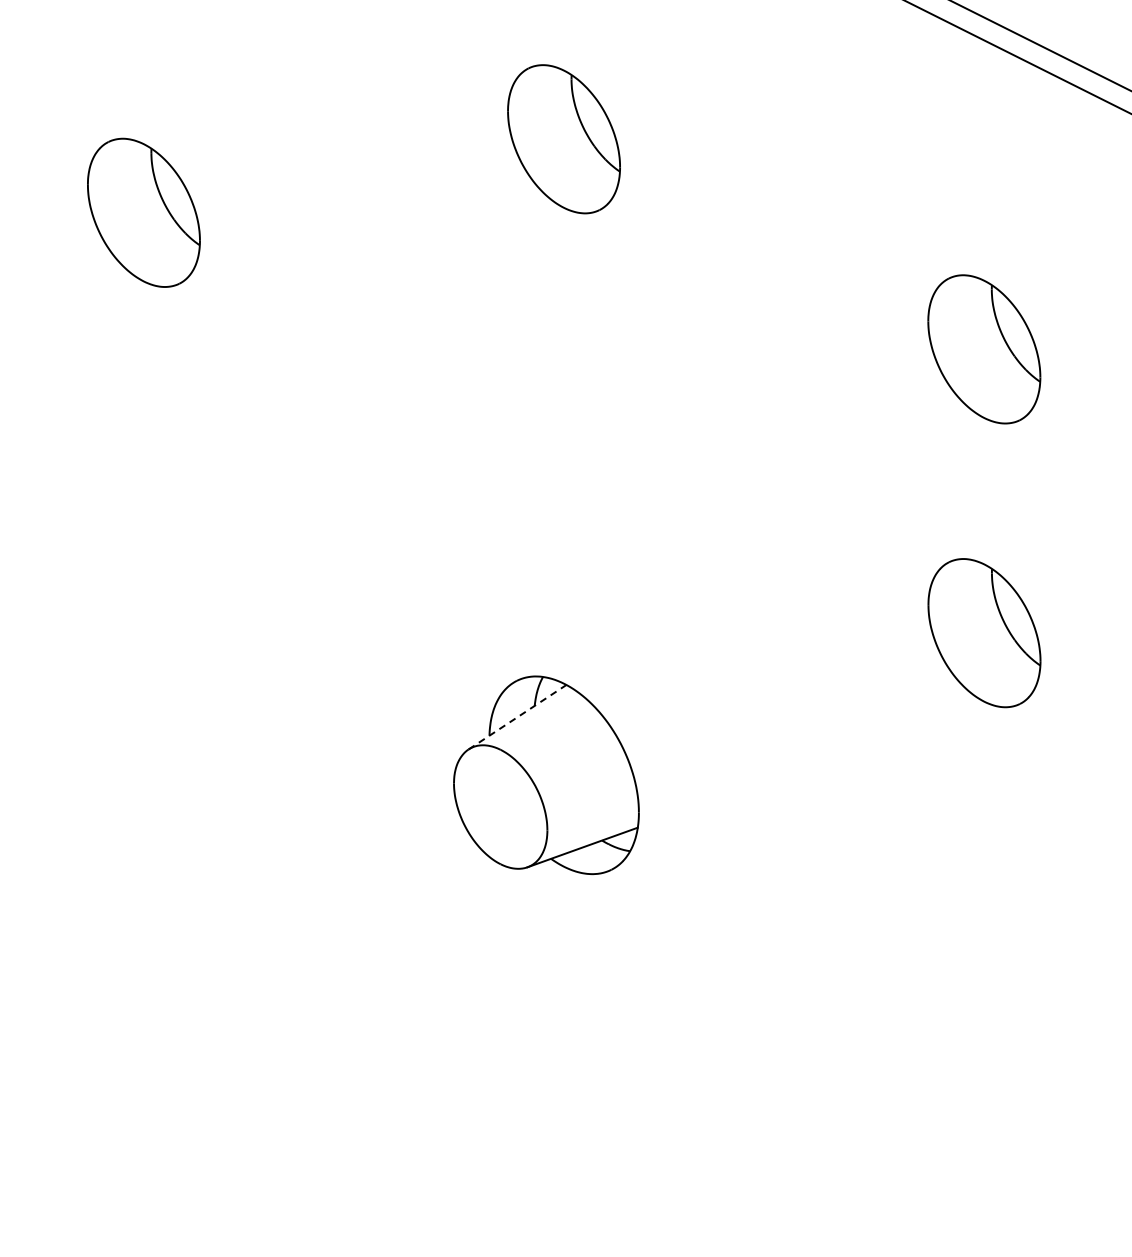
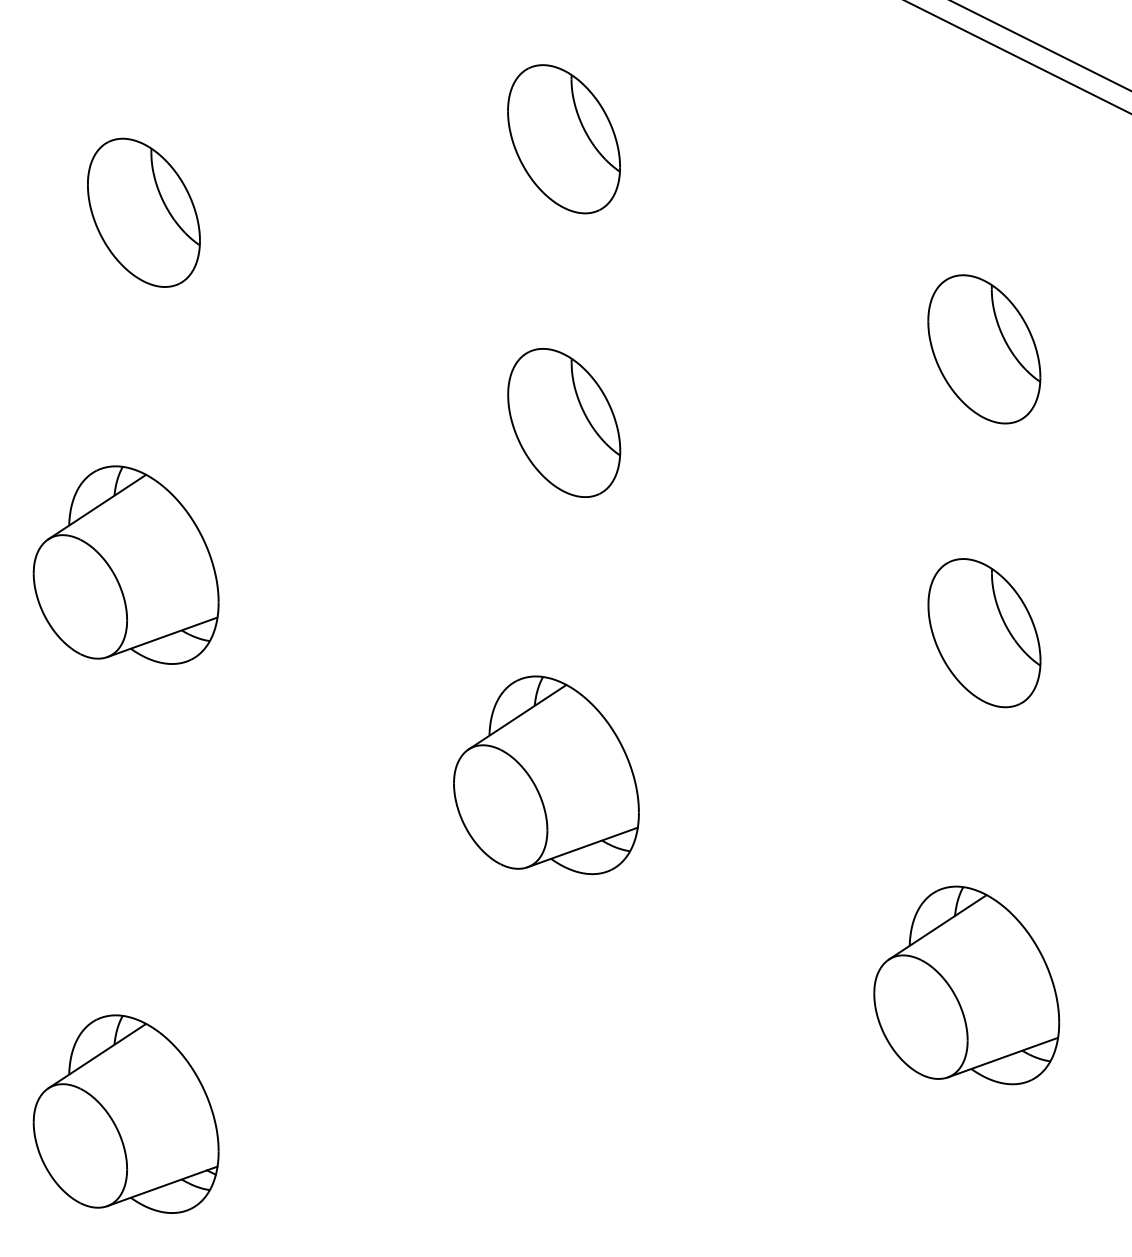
part: none -> present (564, 422)
part: none -> present (125, 564)
line: dashed -> solid (517, 717)
part: none -> present (966, 985)
part: none -> present (125, 1113)
